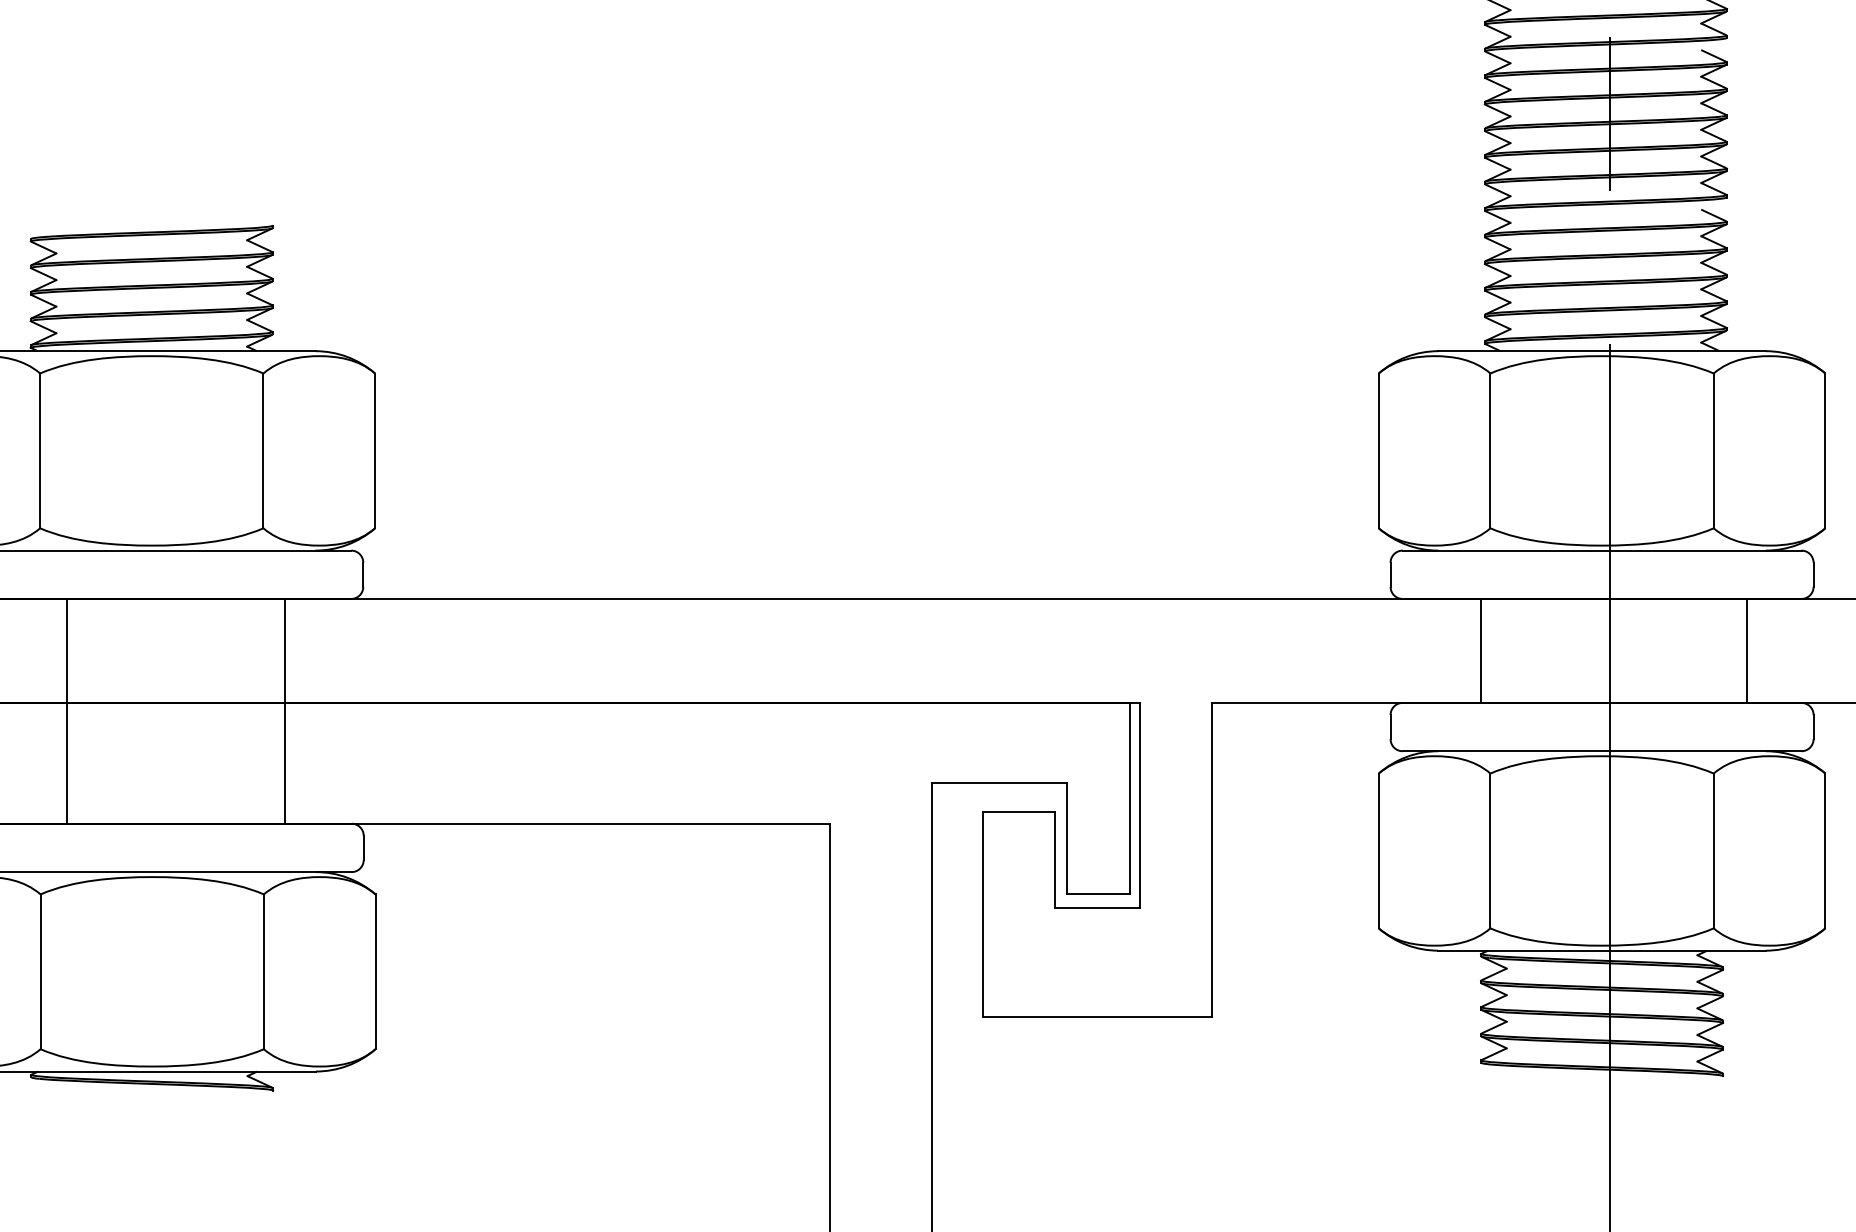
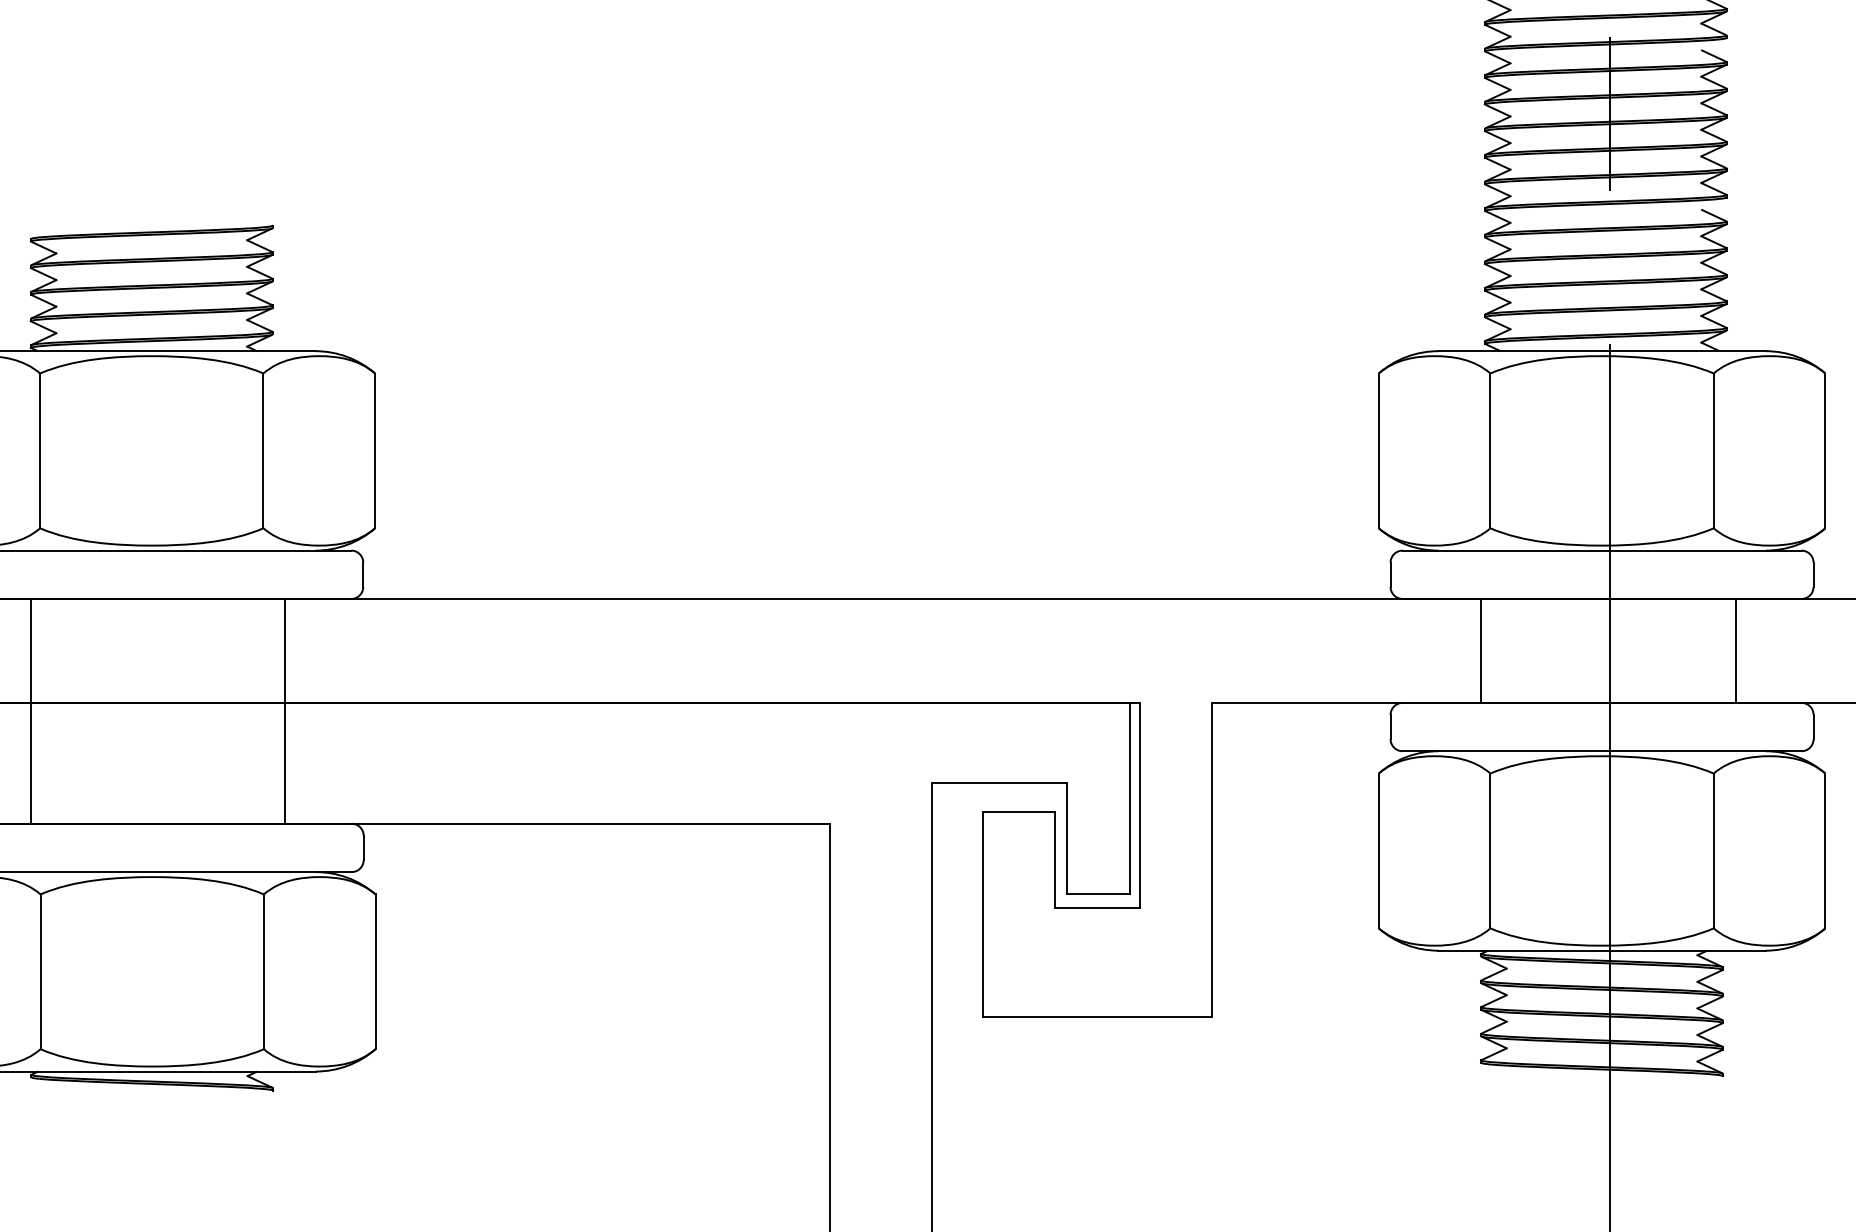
line position: (1746, 650) -> (1735, 650) (1735, 650)
line position: (66, 710) -> (30, 710) (30, 710)
